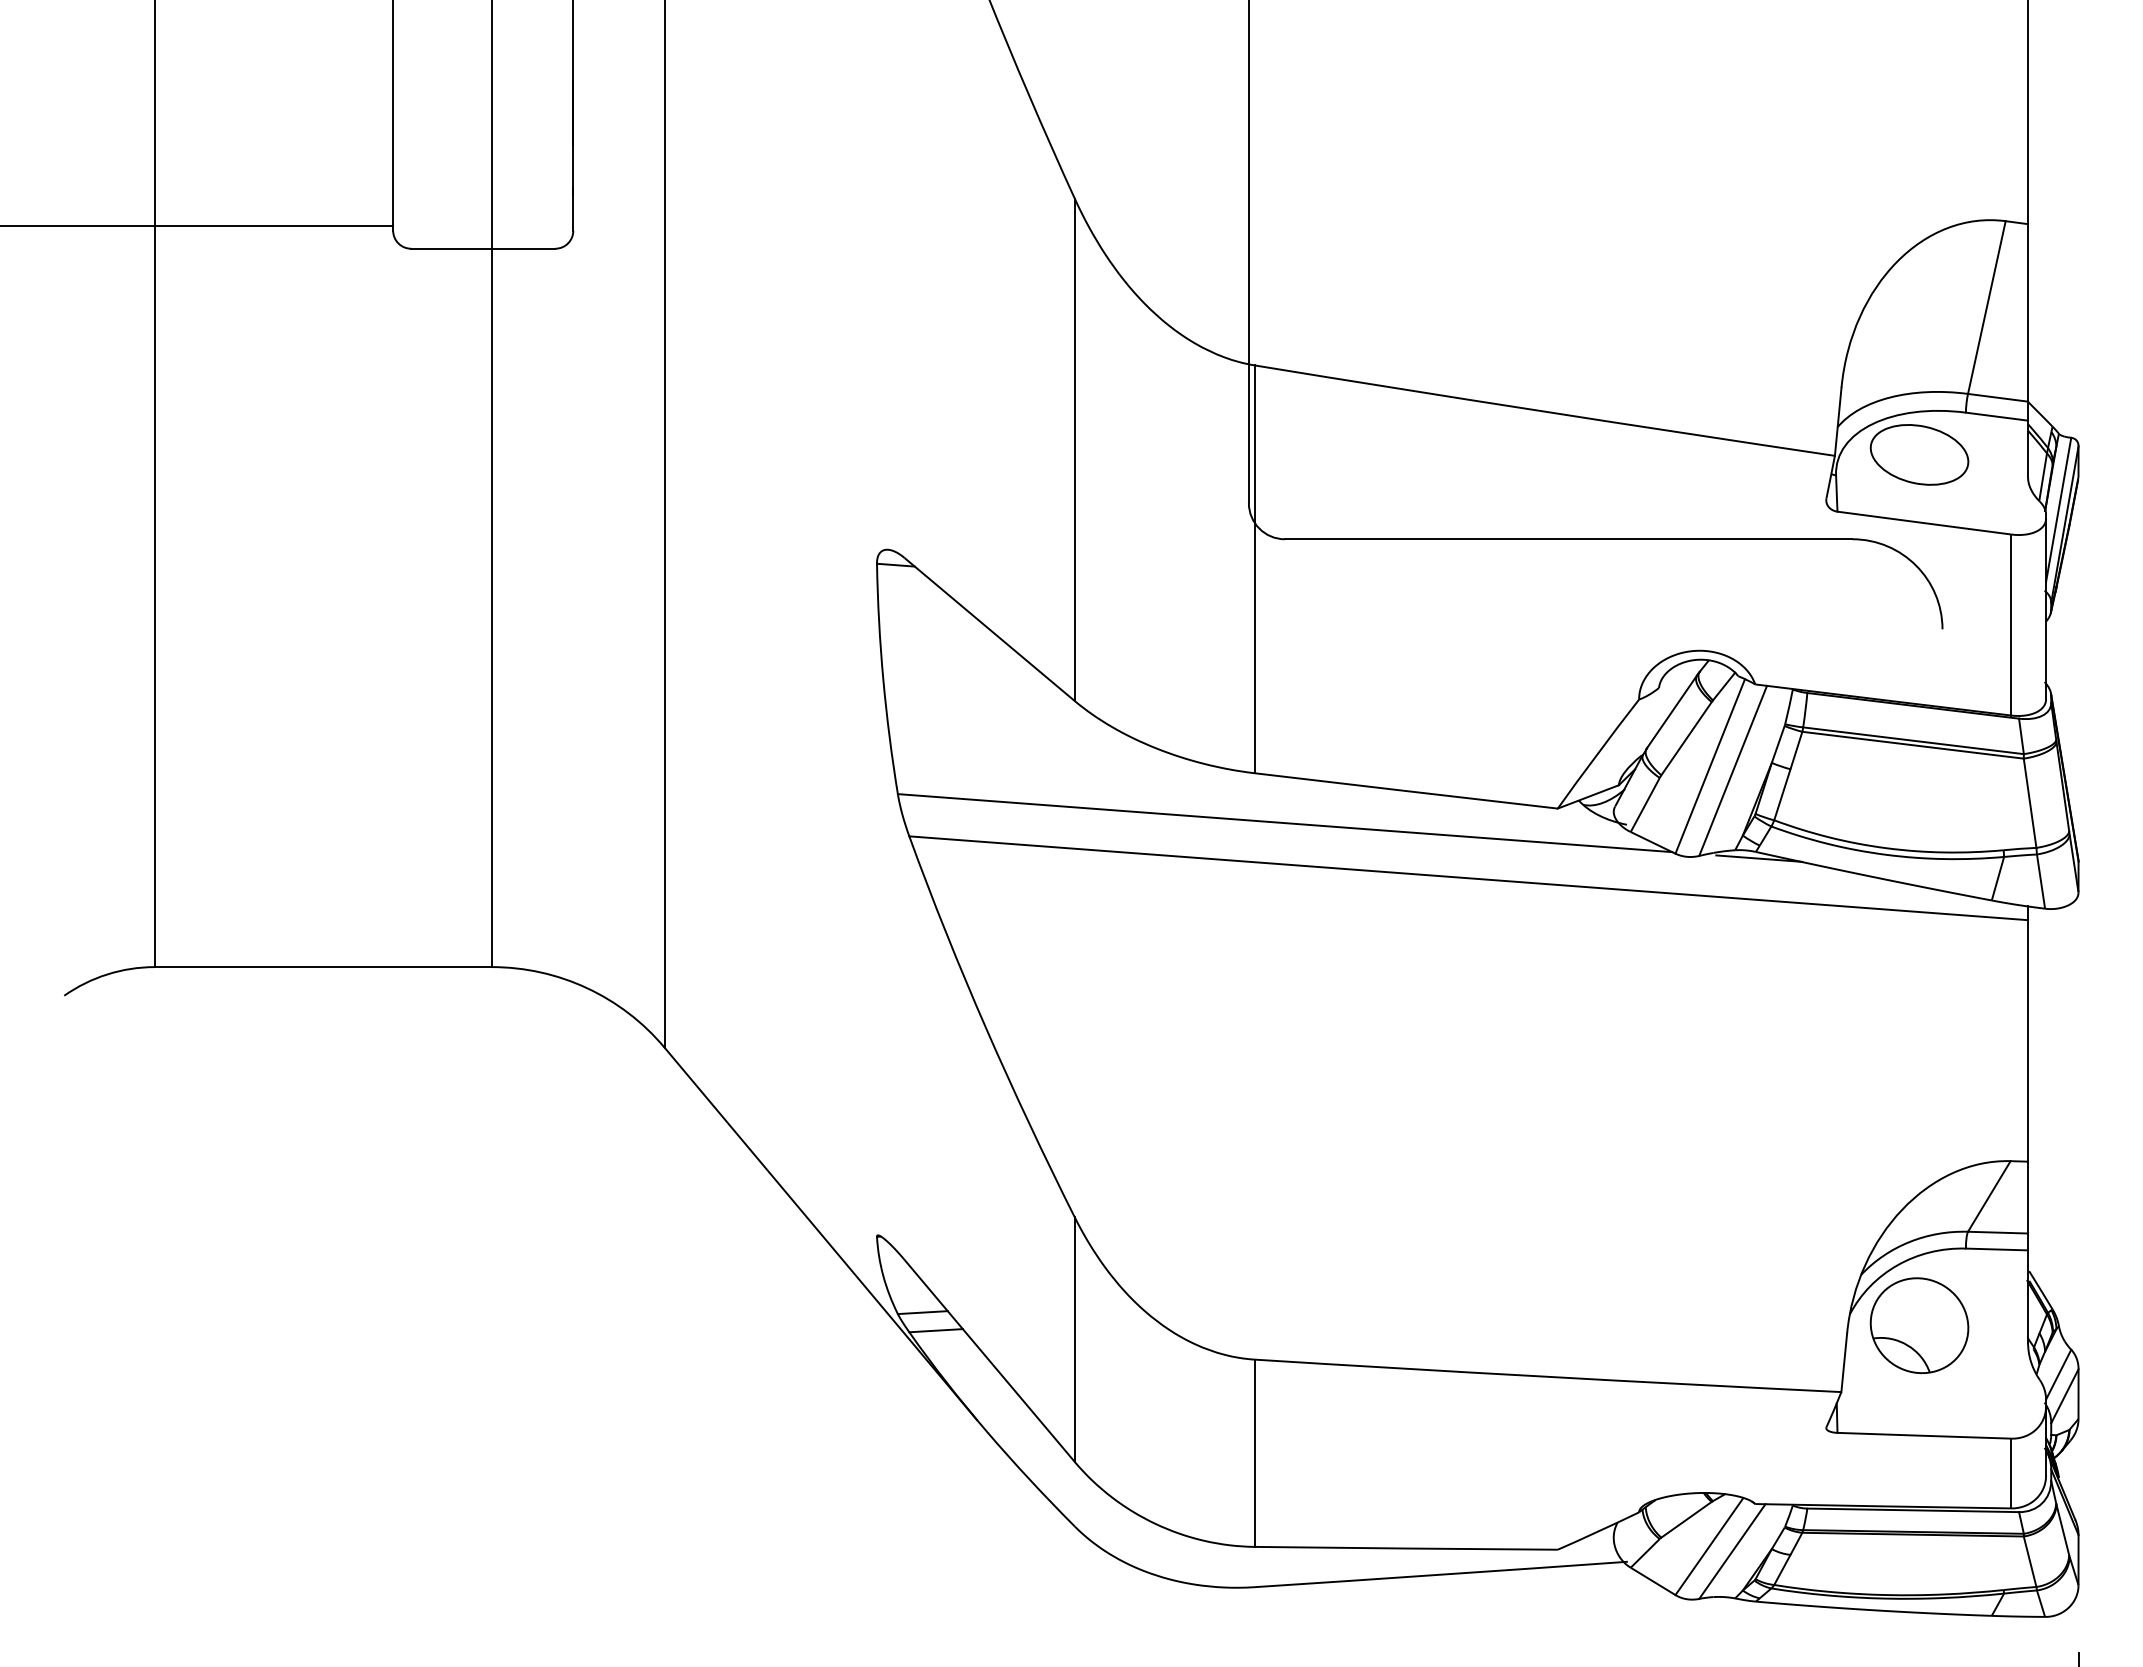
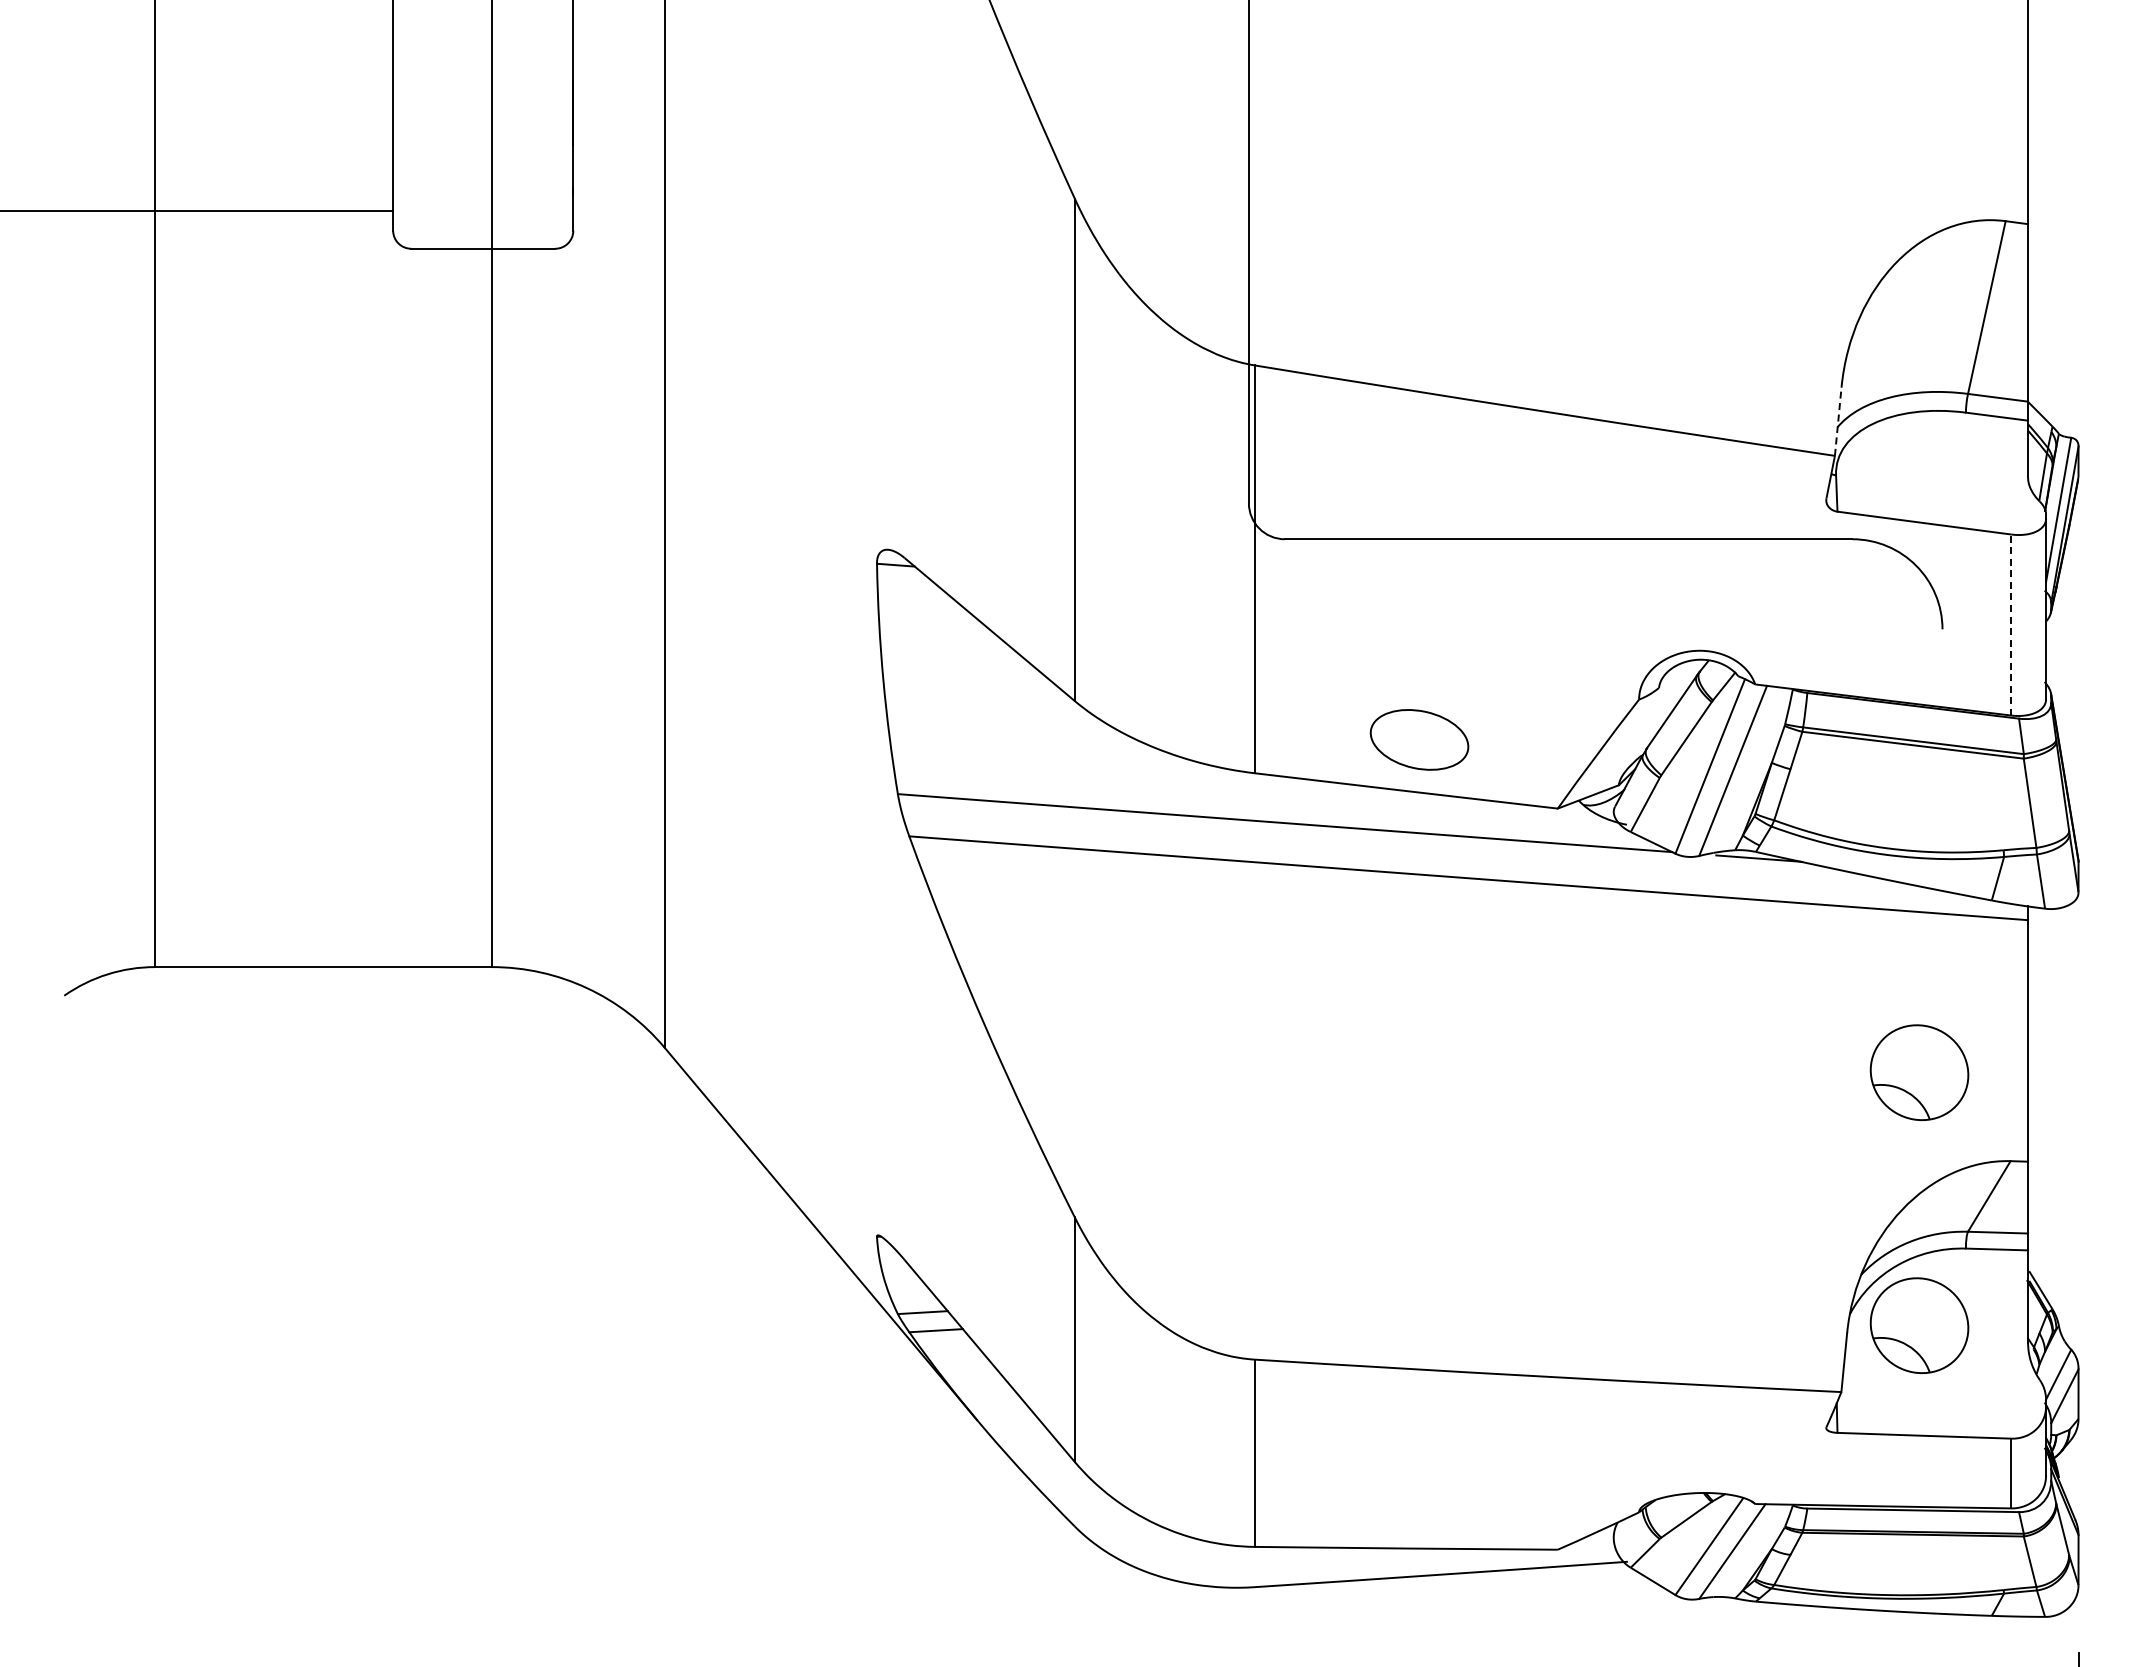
line position: (197, 226) -> (197, 211) (197, 211)
line: solid -> dashed (1838, 421)
part position: (1919, 454) -> (1419, 739) (1419, 739)
line: solid -> dashed (2011, 625)
part: none -> present (1919, 1072)
